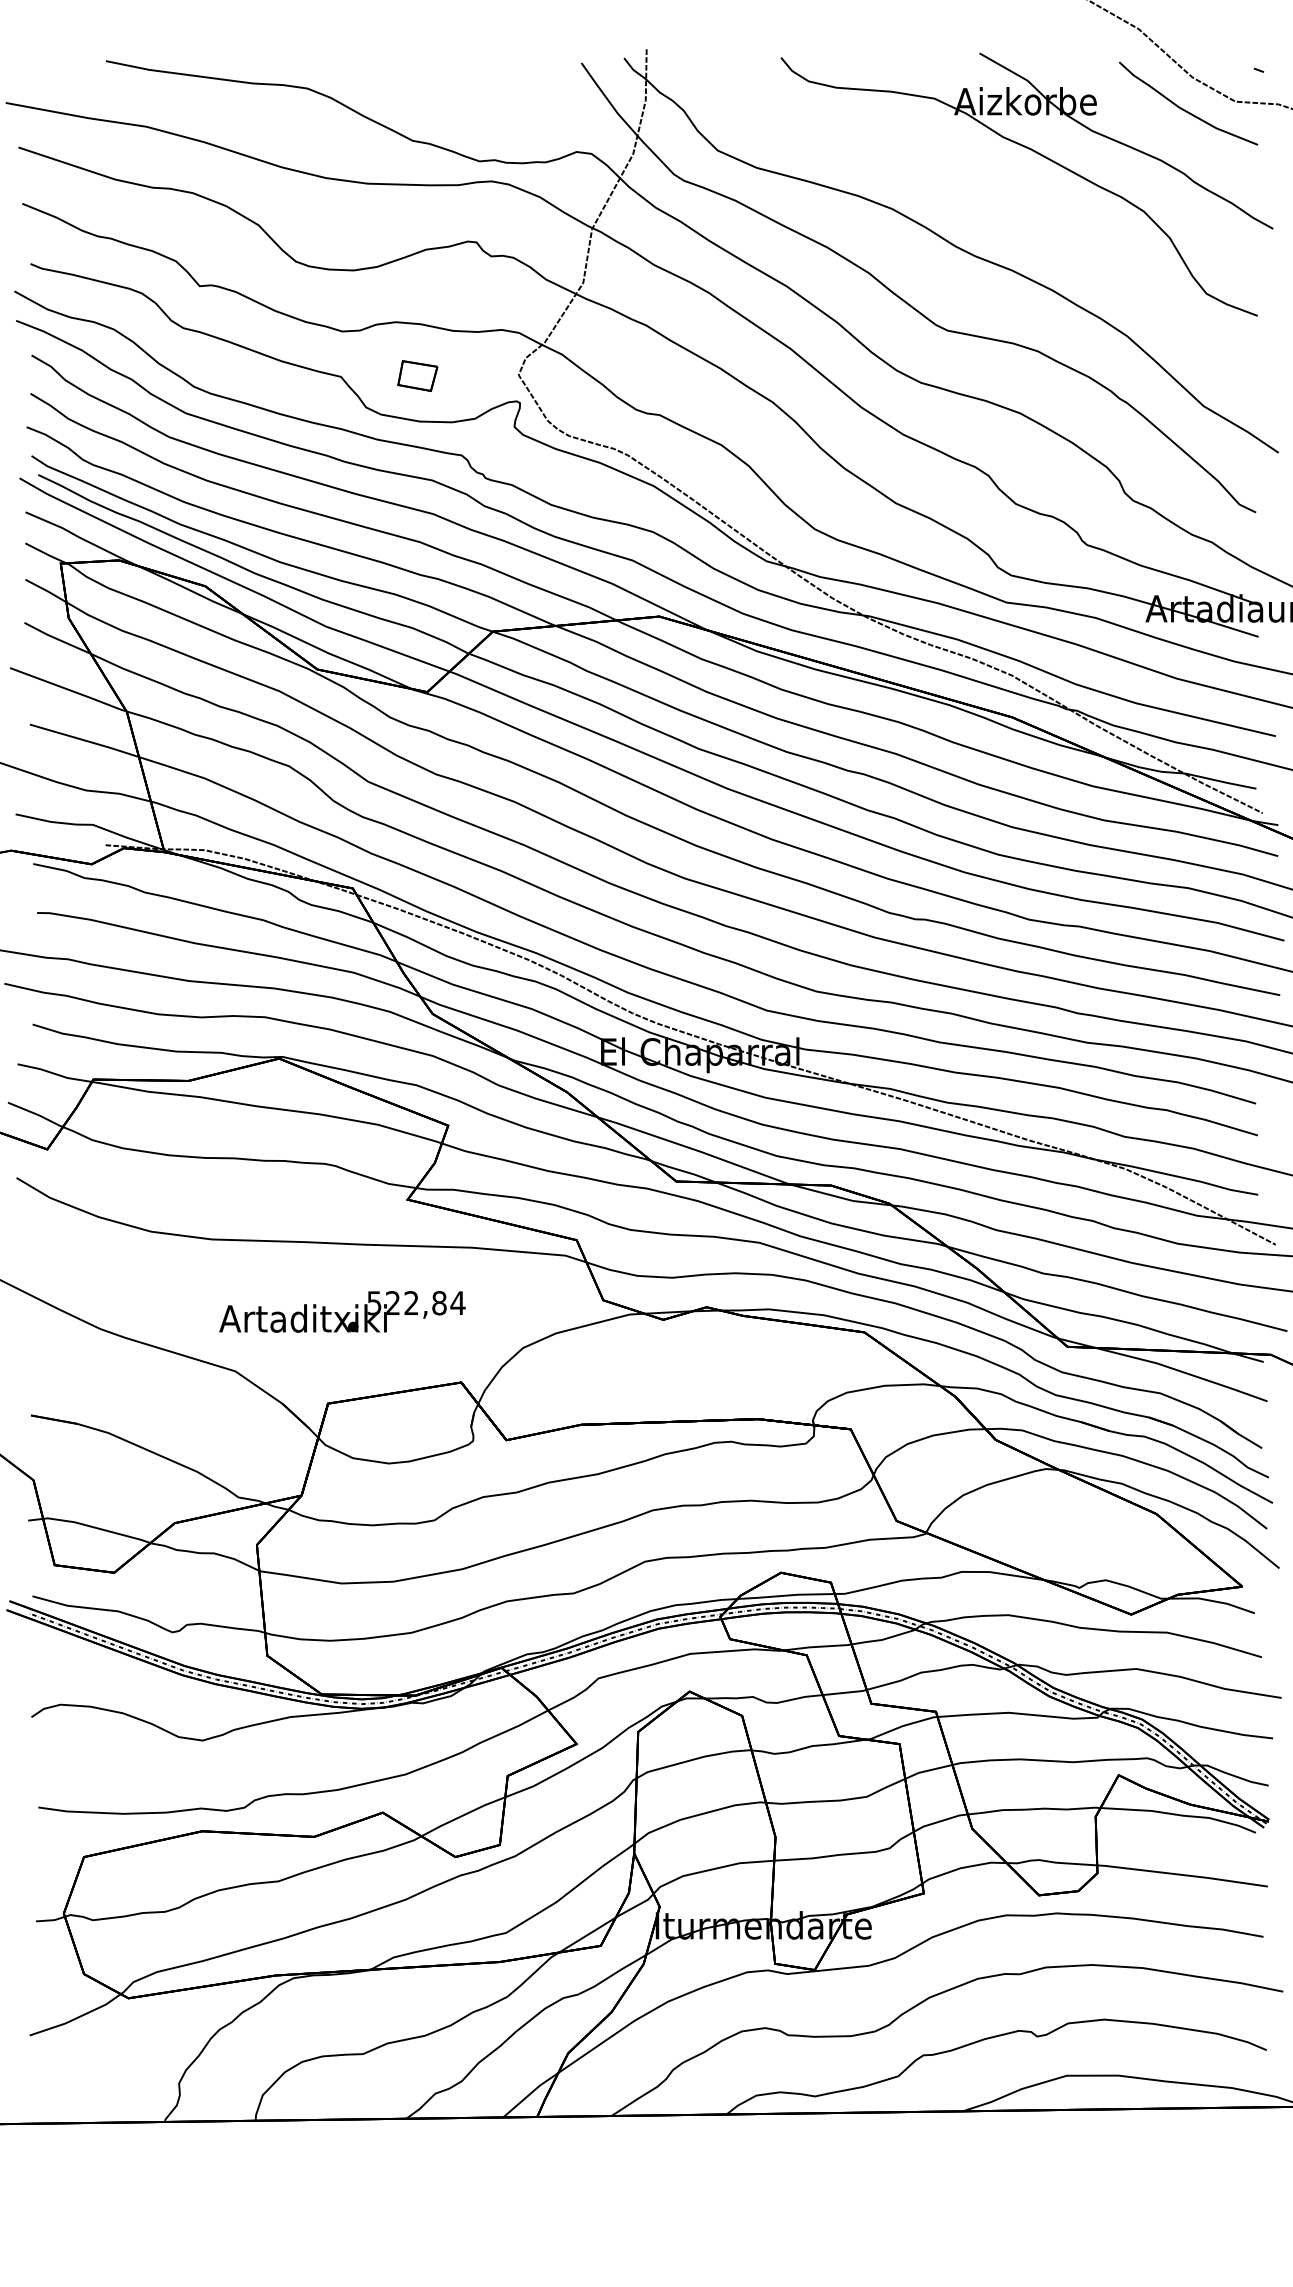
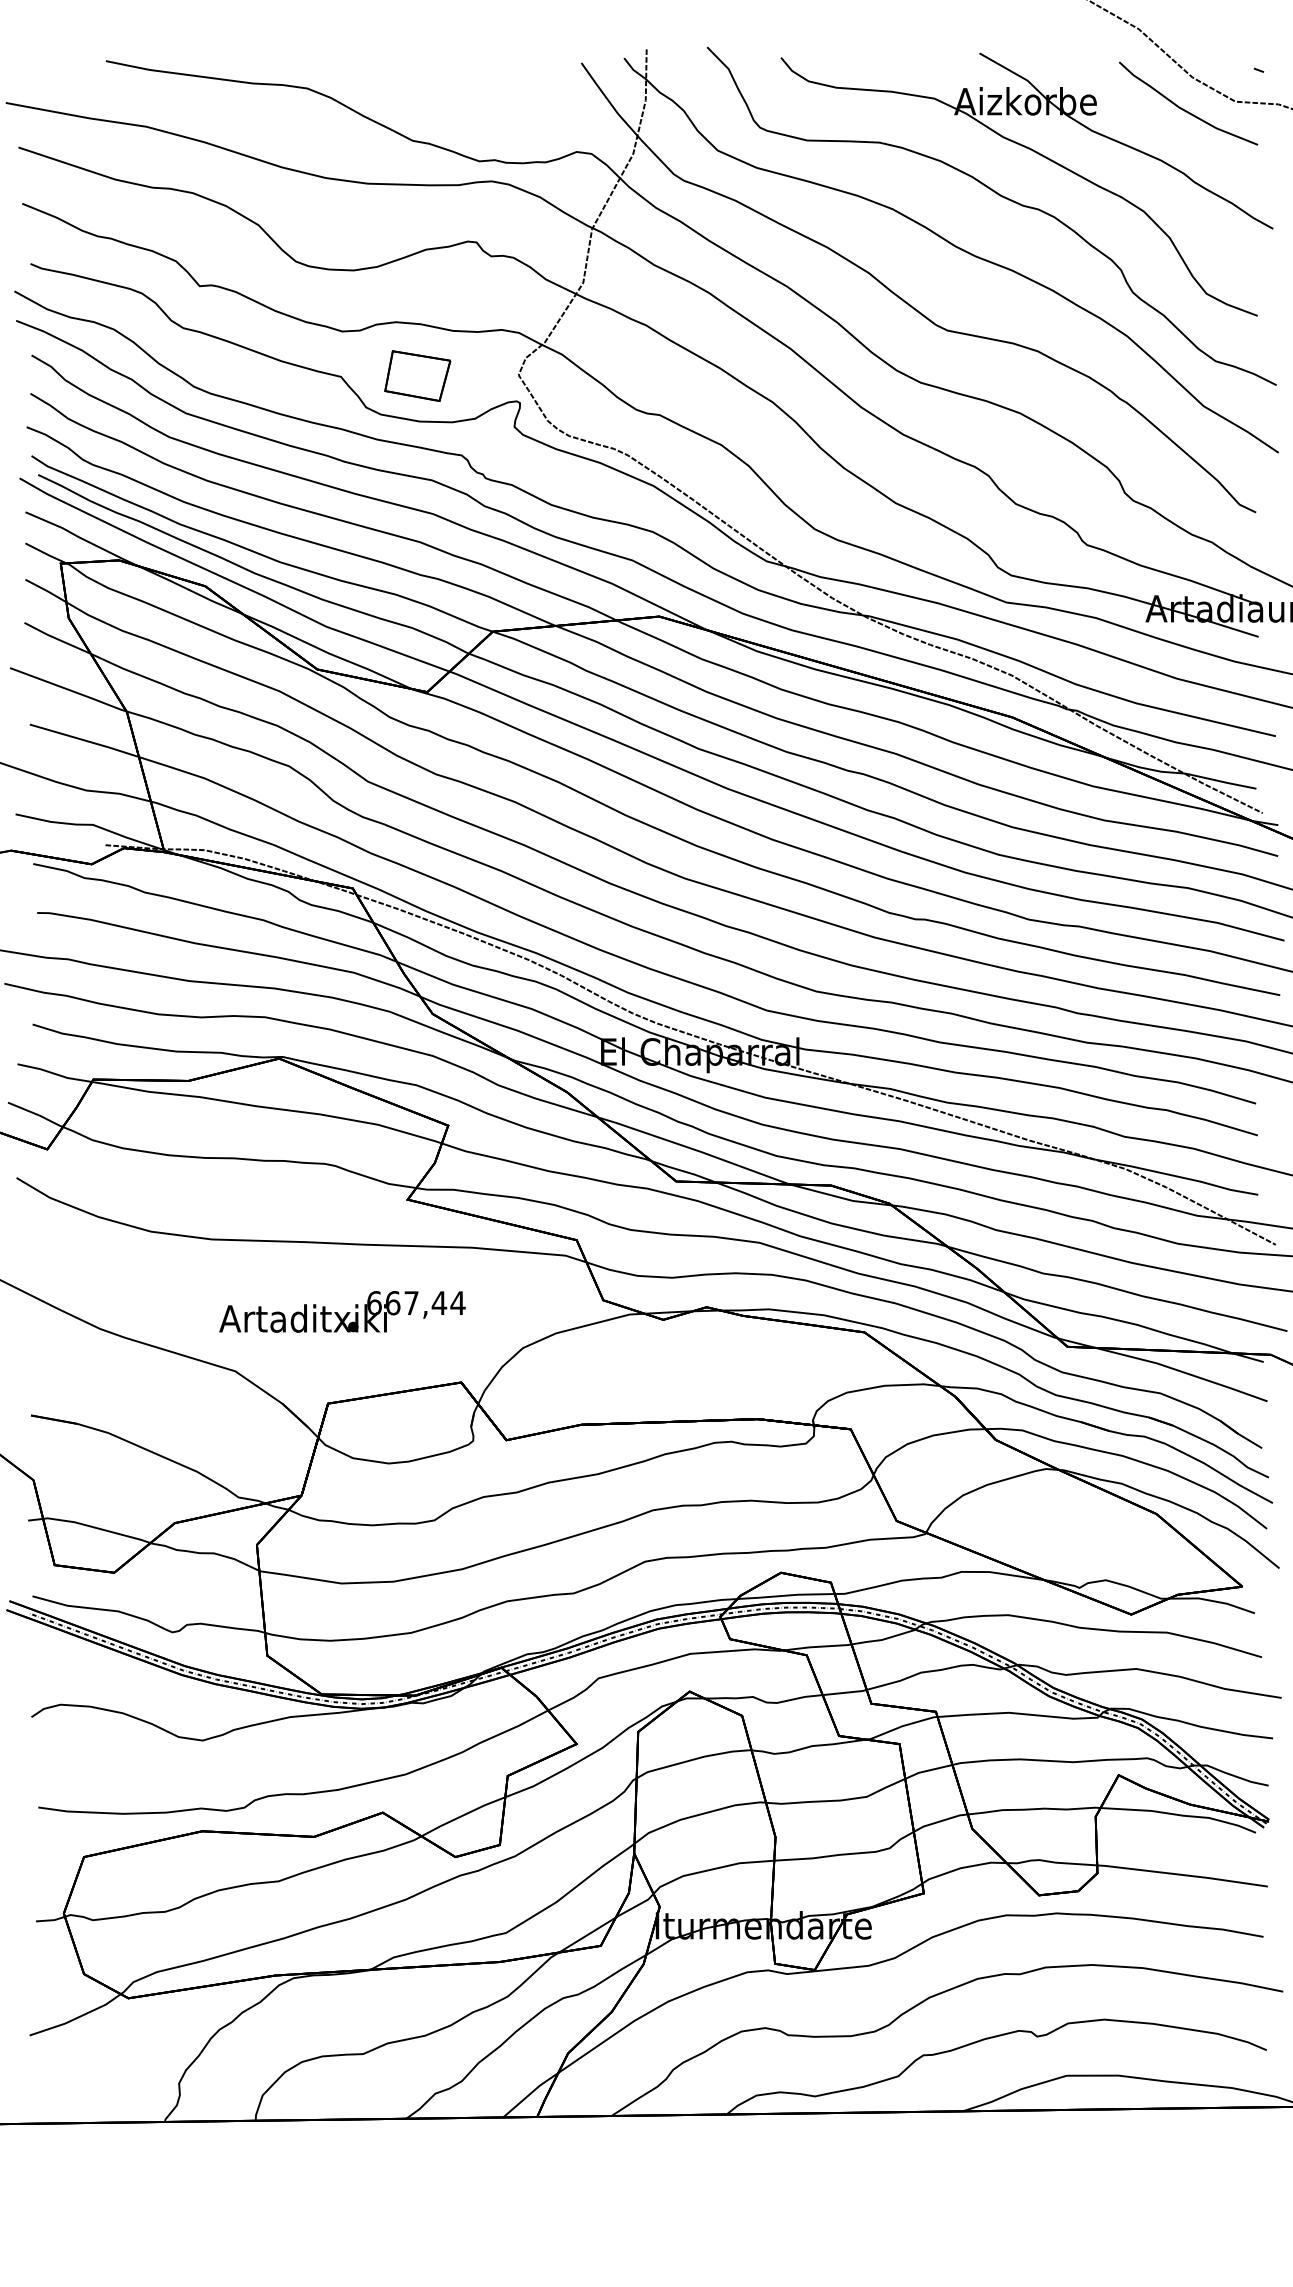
curve: none -> present (1000, 196)
part size: 42x32 px -> 68x52 px (417, 375)
text: 522,84 -> 667,44 (407, 1303)
